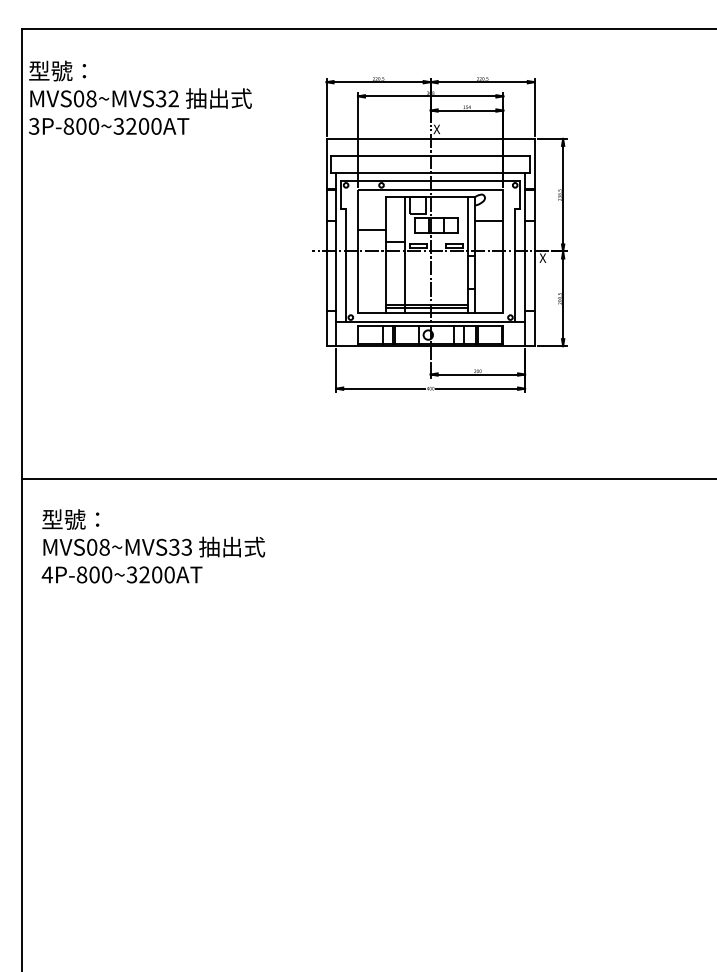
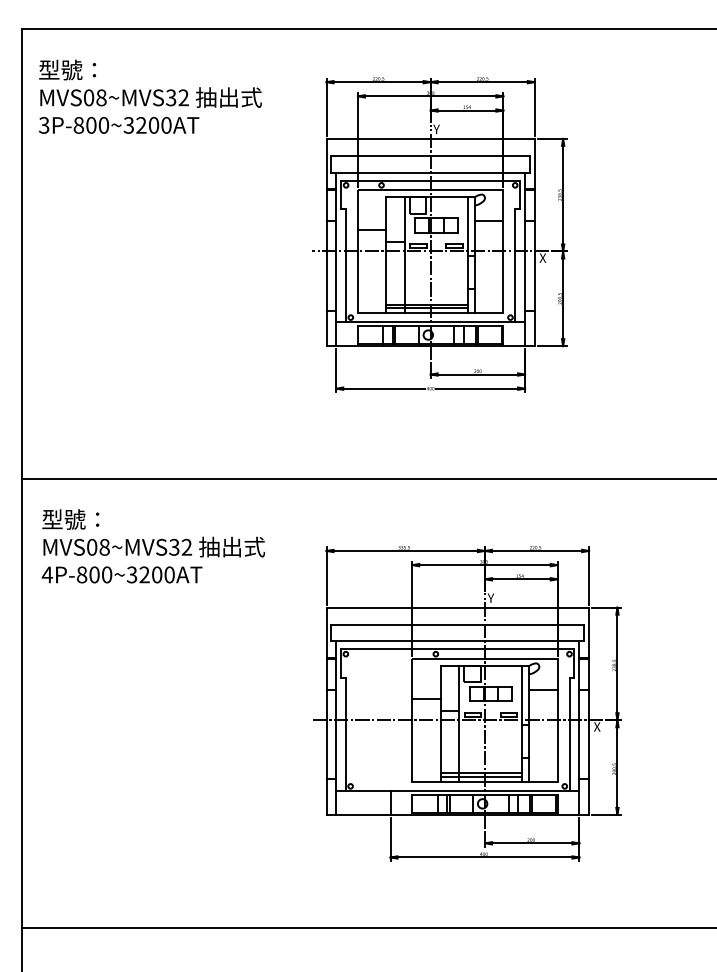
text position: (140, 97) -> (150, 96) (150, 96)
text: X -> Y (436, 129)
text: MVS08~MVS33 -> MVS08~MVS32 (186, 547)
part: none -> present (467, 703)
line: none -> present (367, 928)
